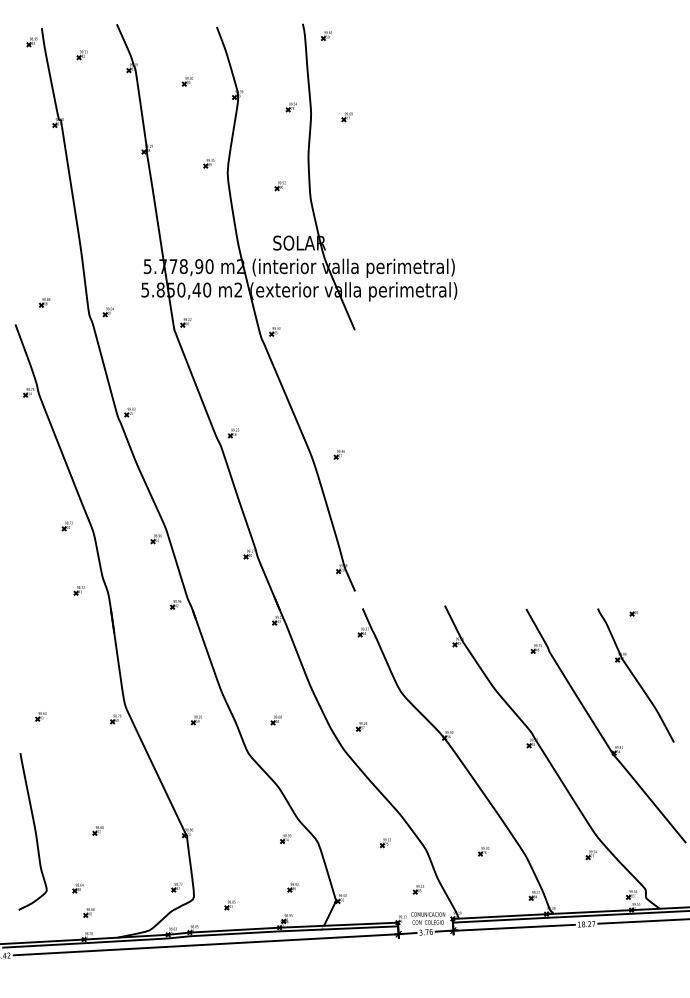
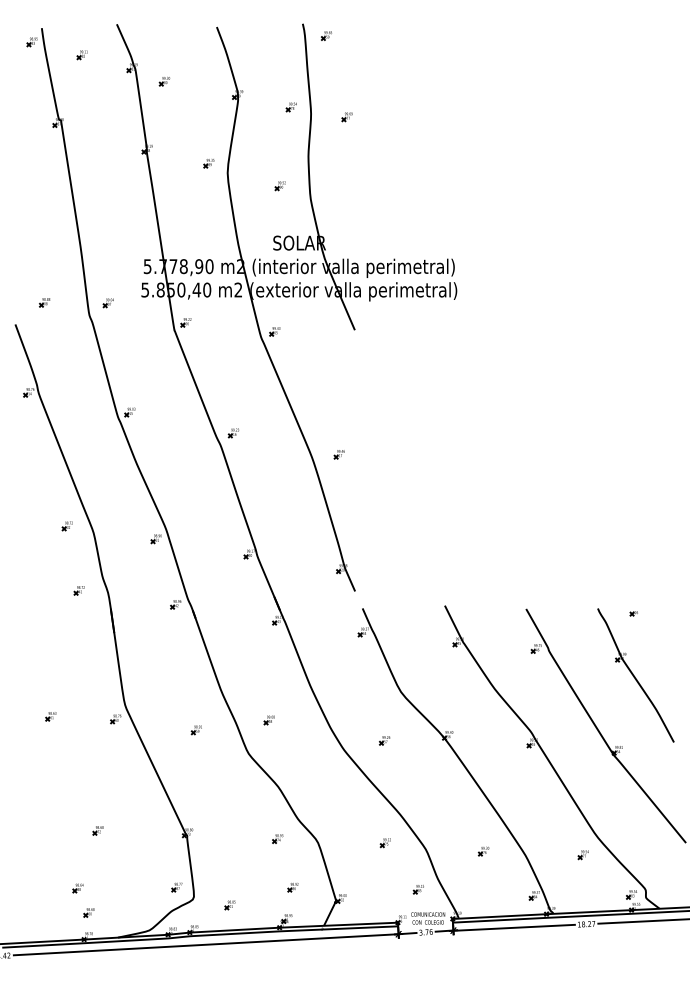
part position: (187, 81) -> (164, 81) (164, 81)
part position: (107, 312) -> (107, 303) (107, 303)
part position: (40, 716) -> (50, 716) (50, 716)
part position: (195, 720) -> (195, 730) (195, 730)
part position: (275, 720) -> (268, 720) (268, 720)
part position: (361, 726) -> (384, 740) (384, 740)
curve: present -> none (34, 831)
part position: (285, 838) -> (277, 838) (277, 838)
part position: (590, 855) -> (582, 855) (582, 855)
